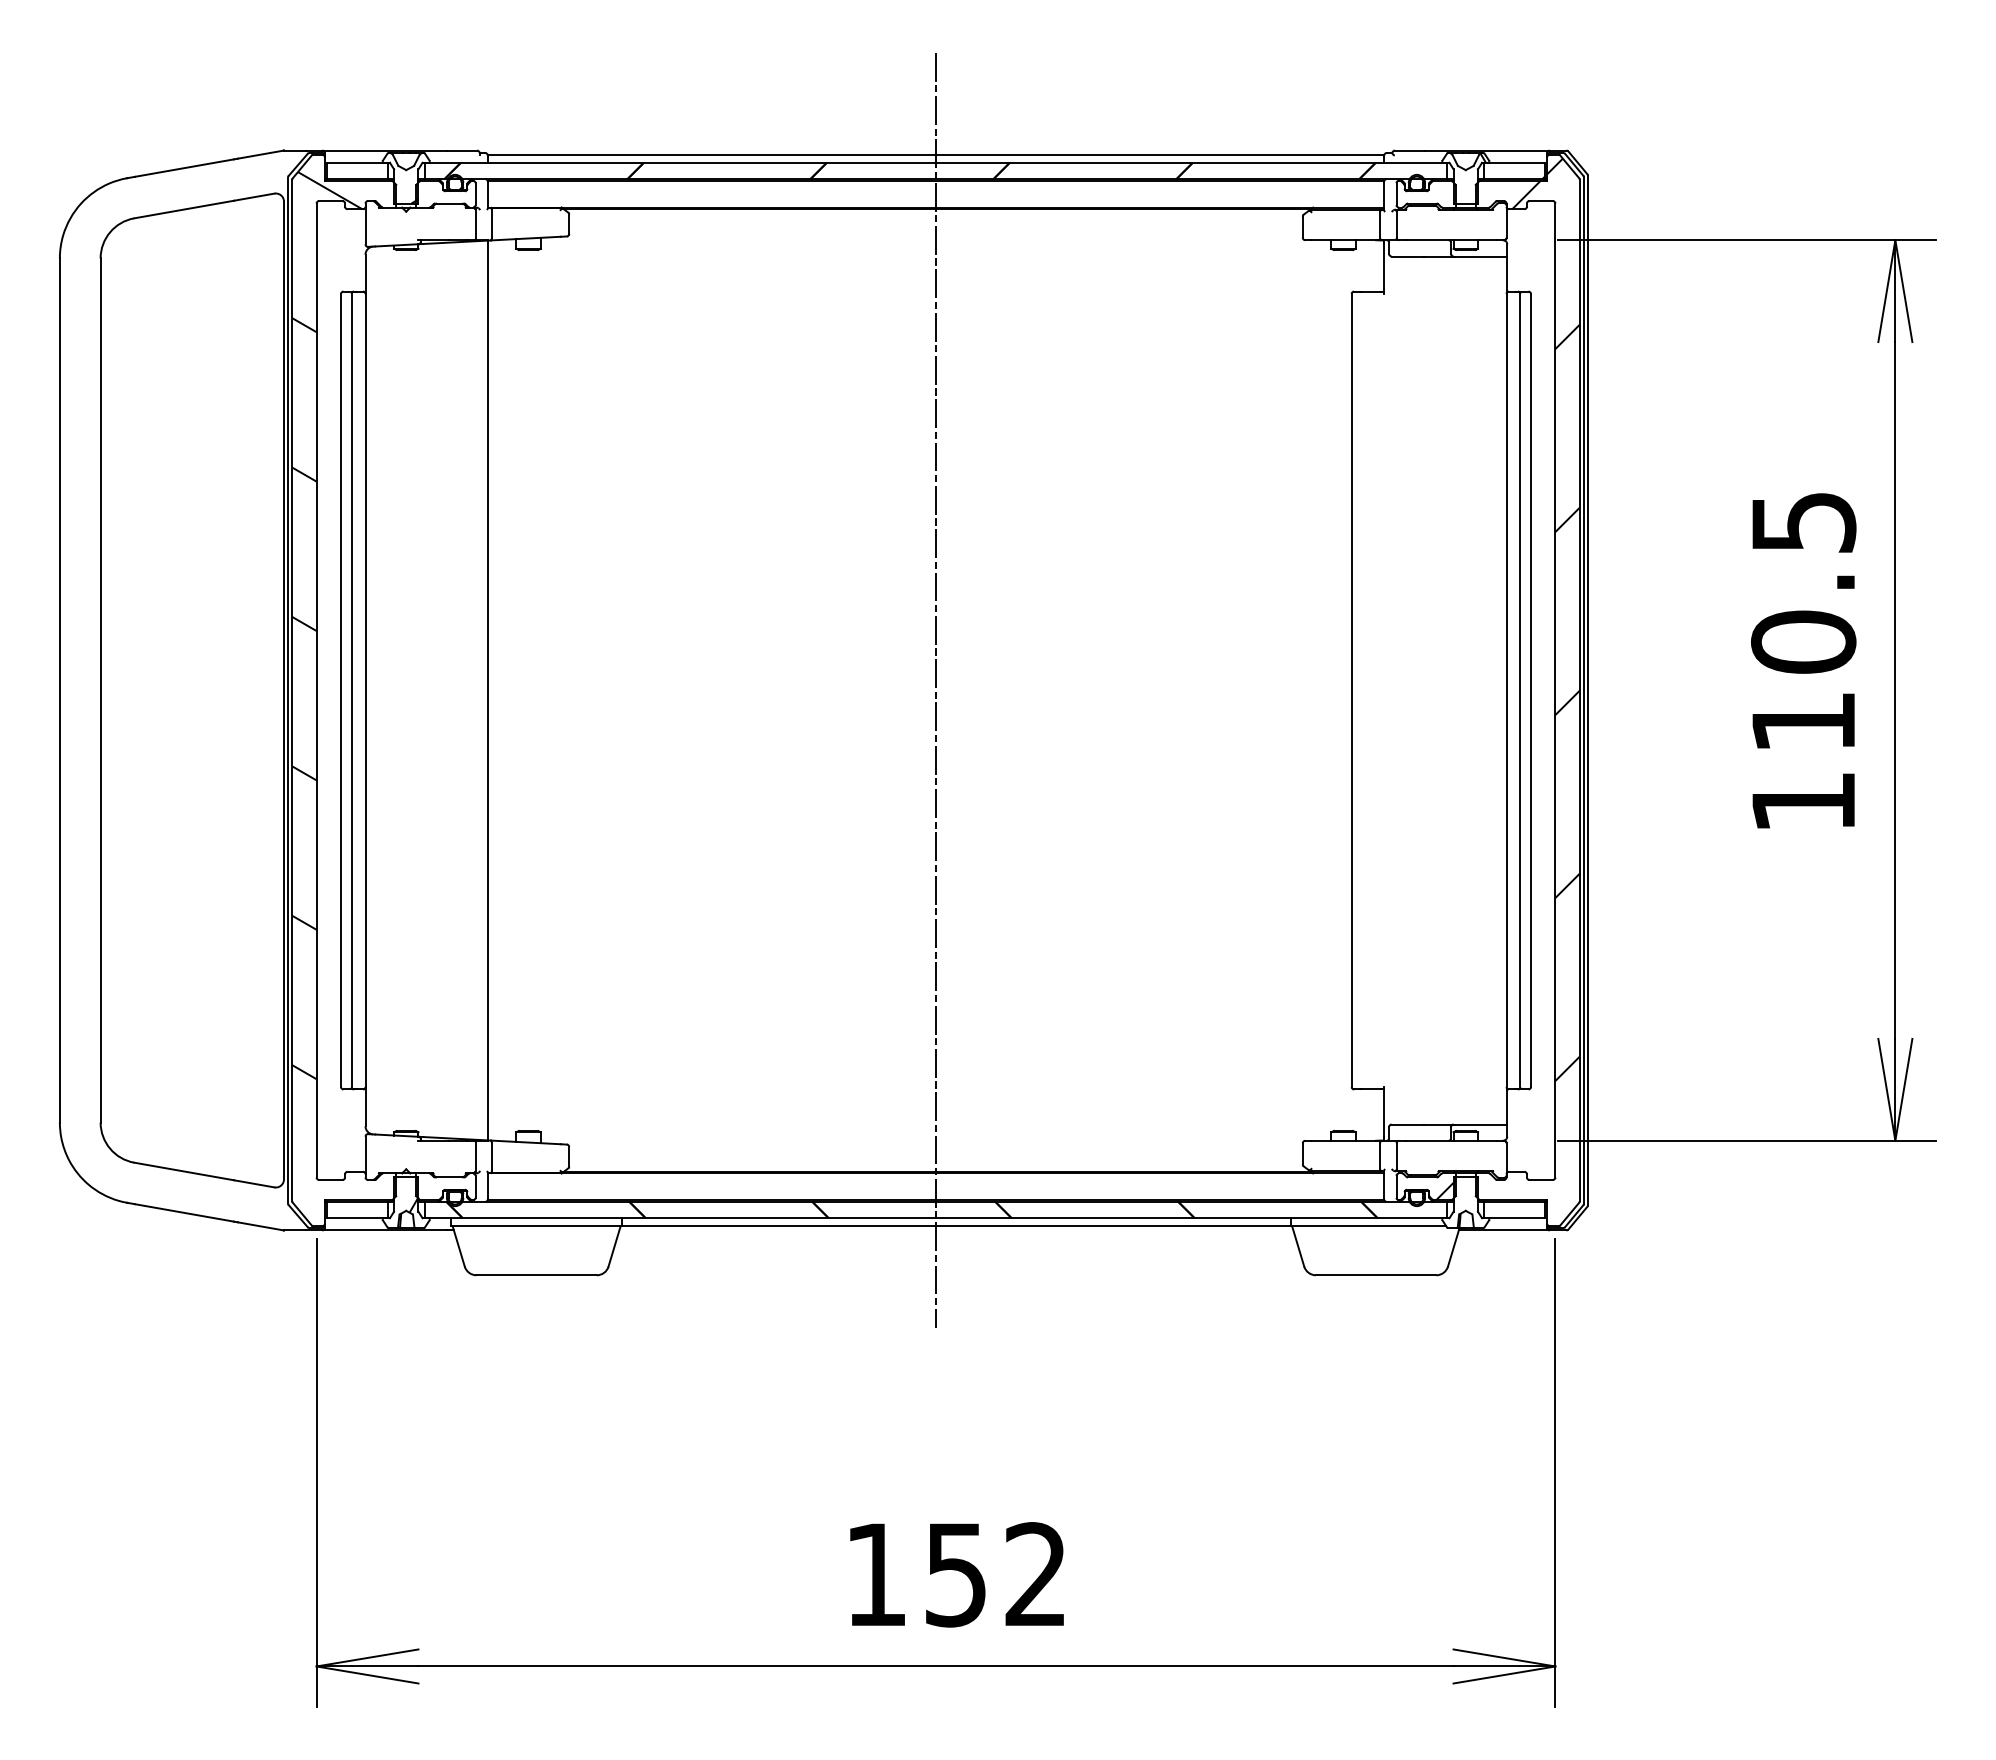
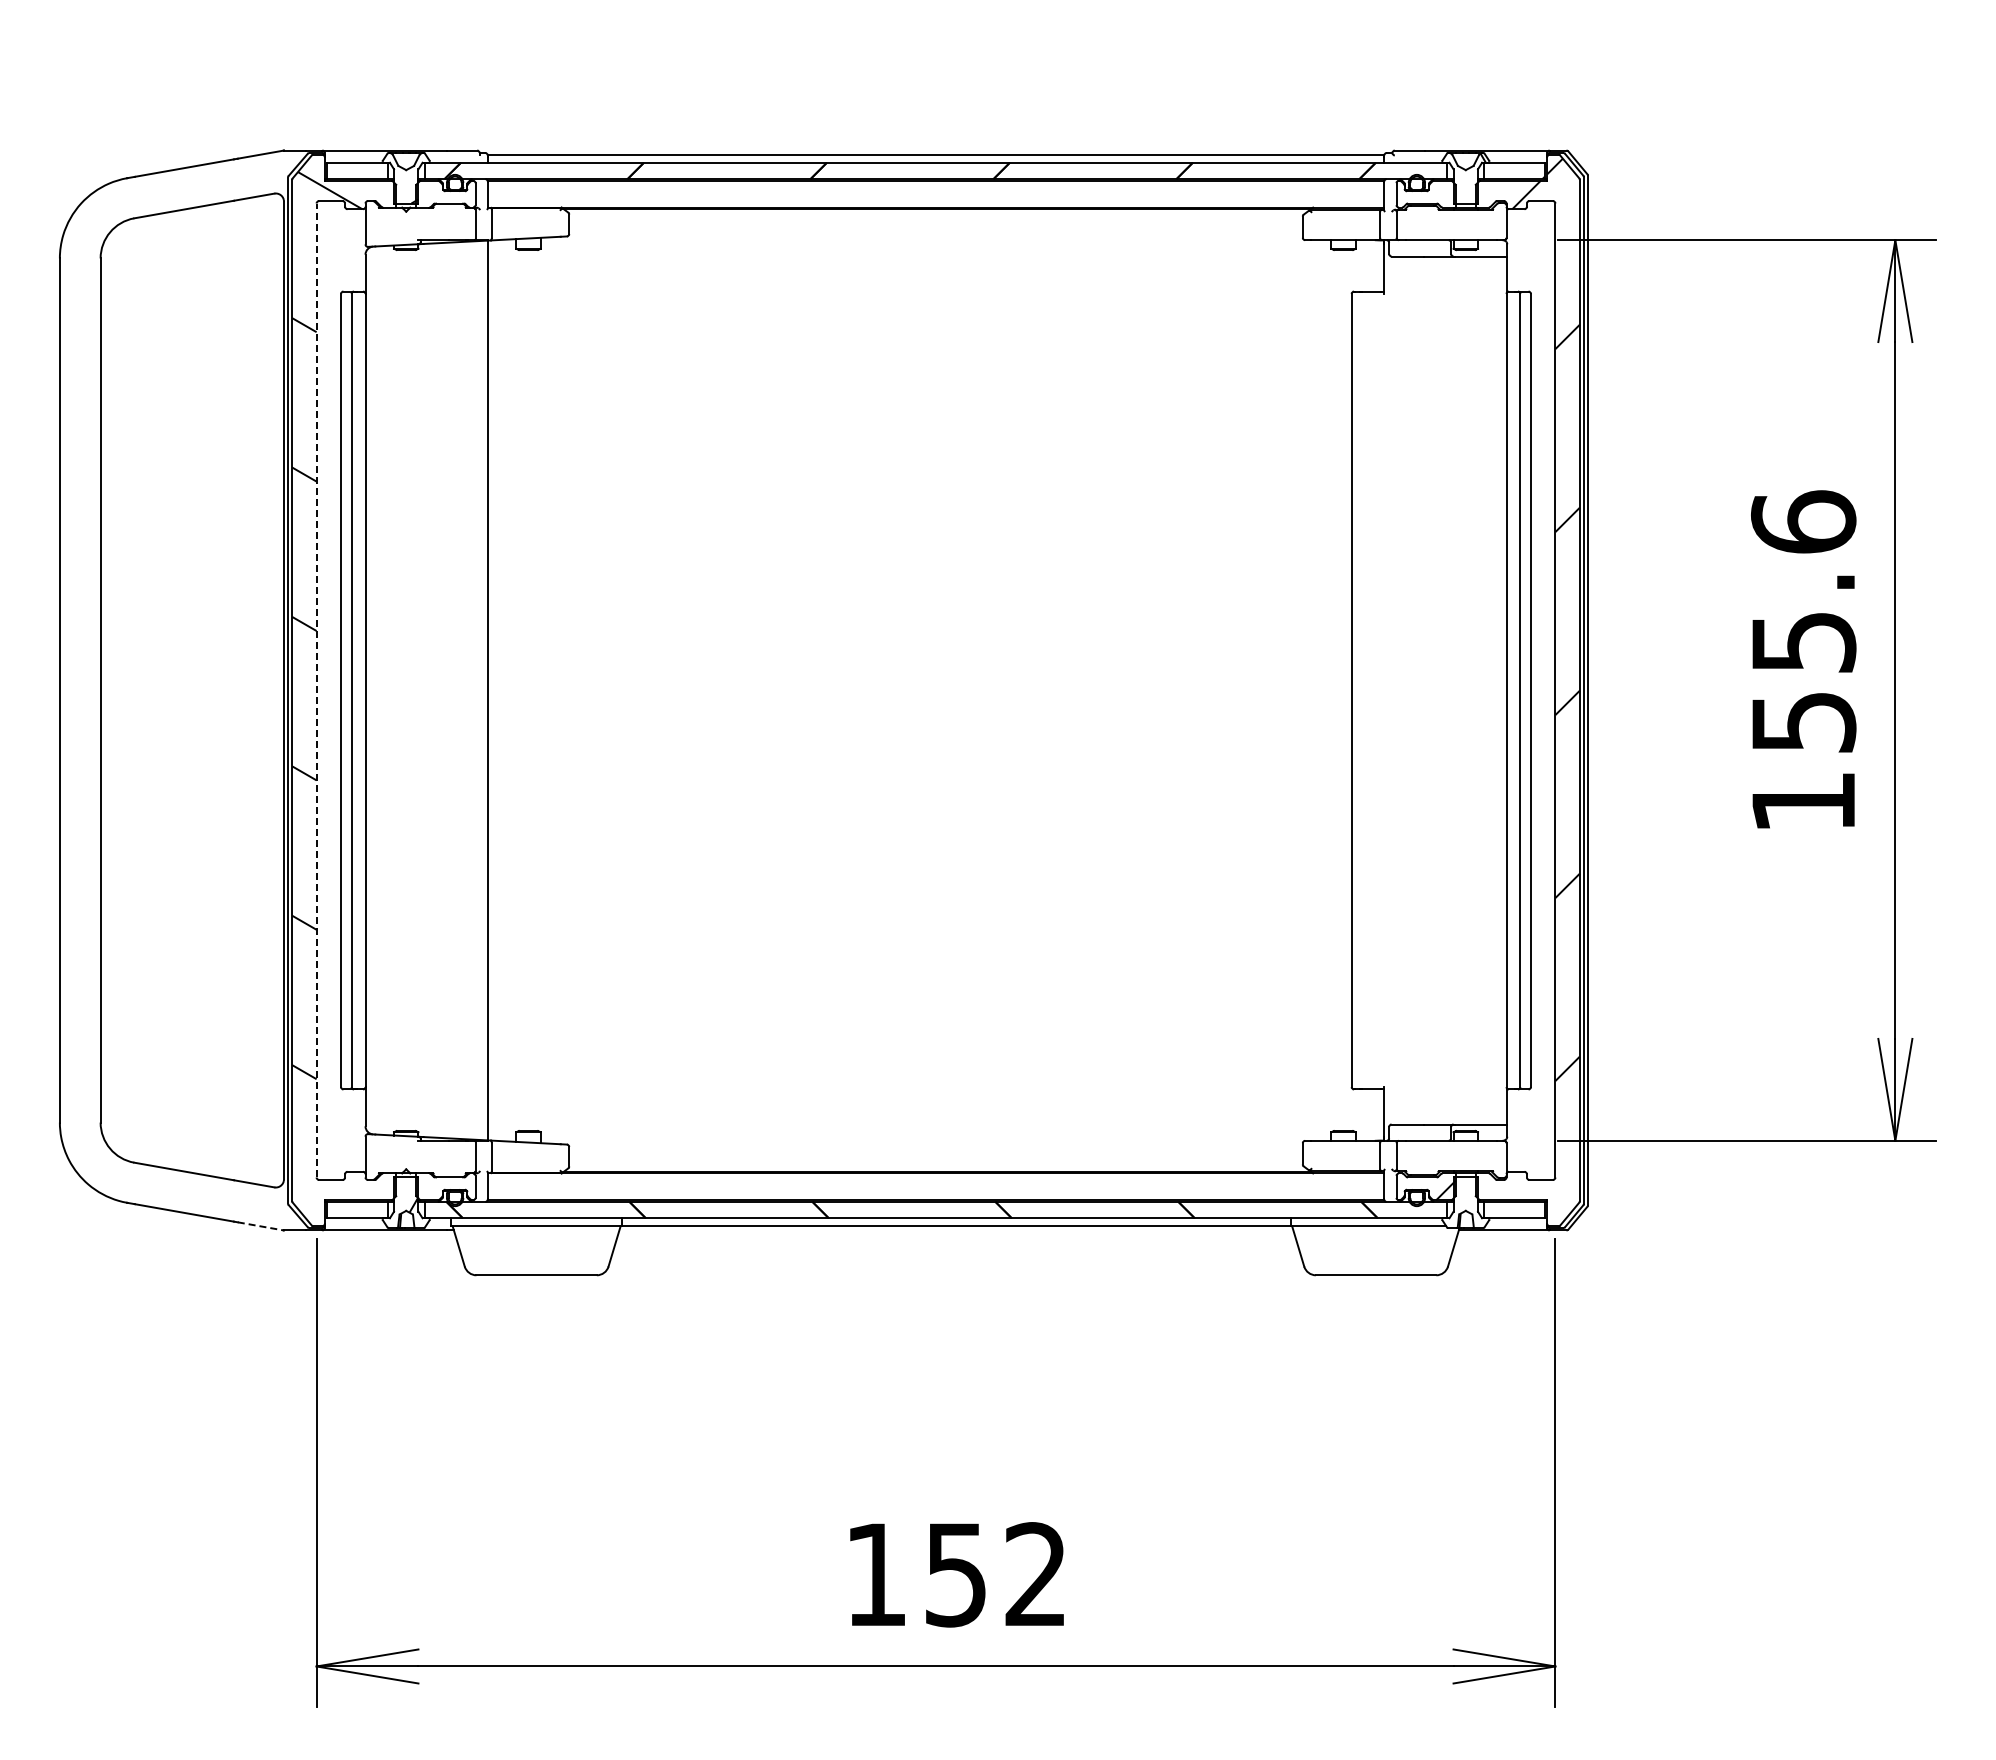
text: 110.5 -> 155.6 (1803, 621)
line: solid -> dashed (316, 690)
line: present -> none (936, 690)
line: solid -> dashed (261, 1226)
